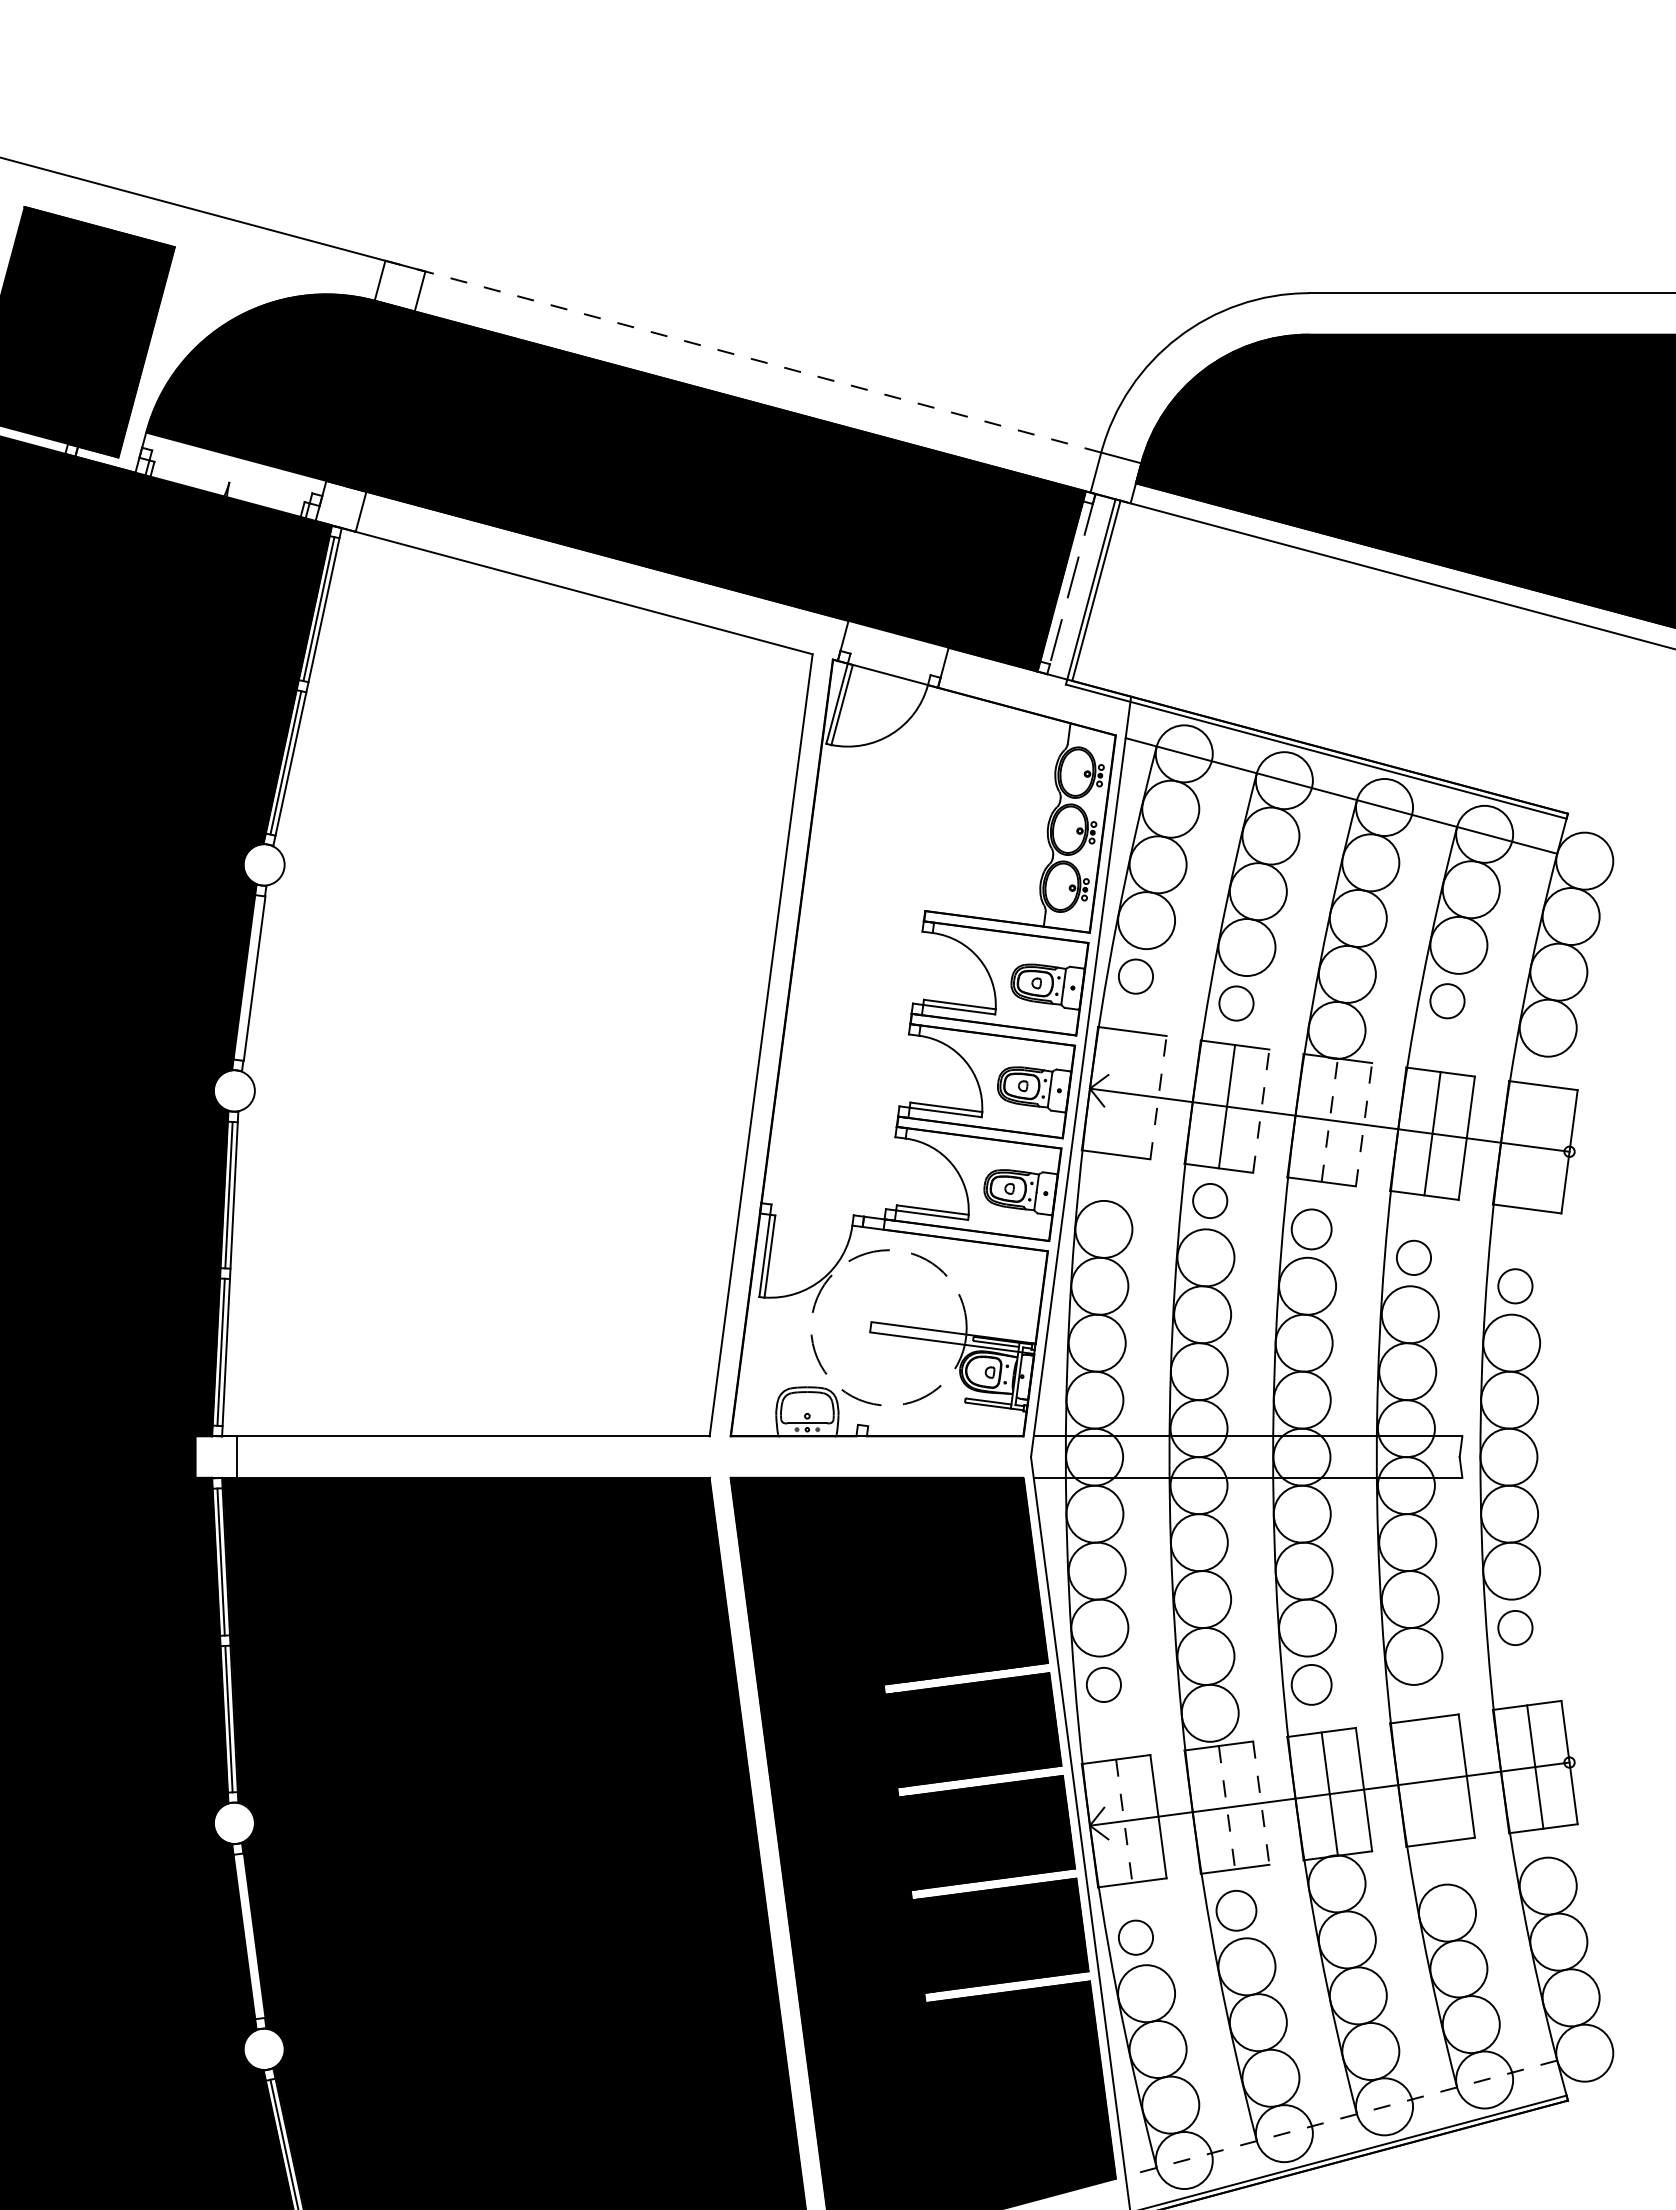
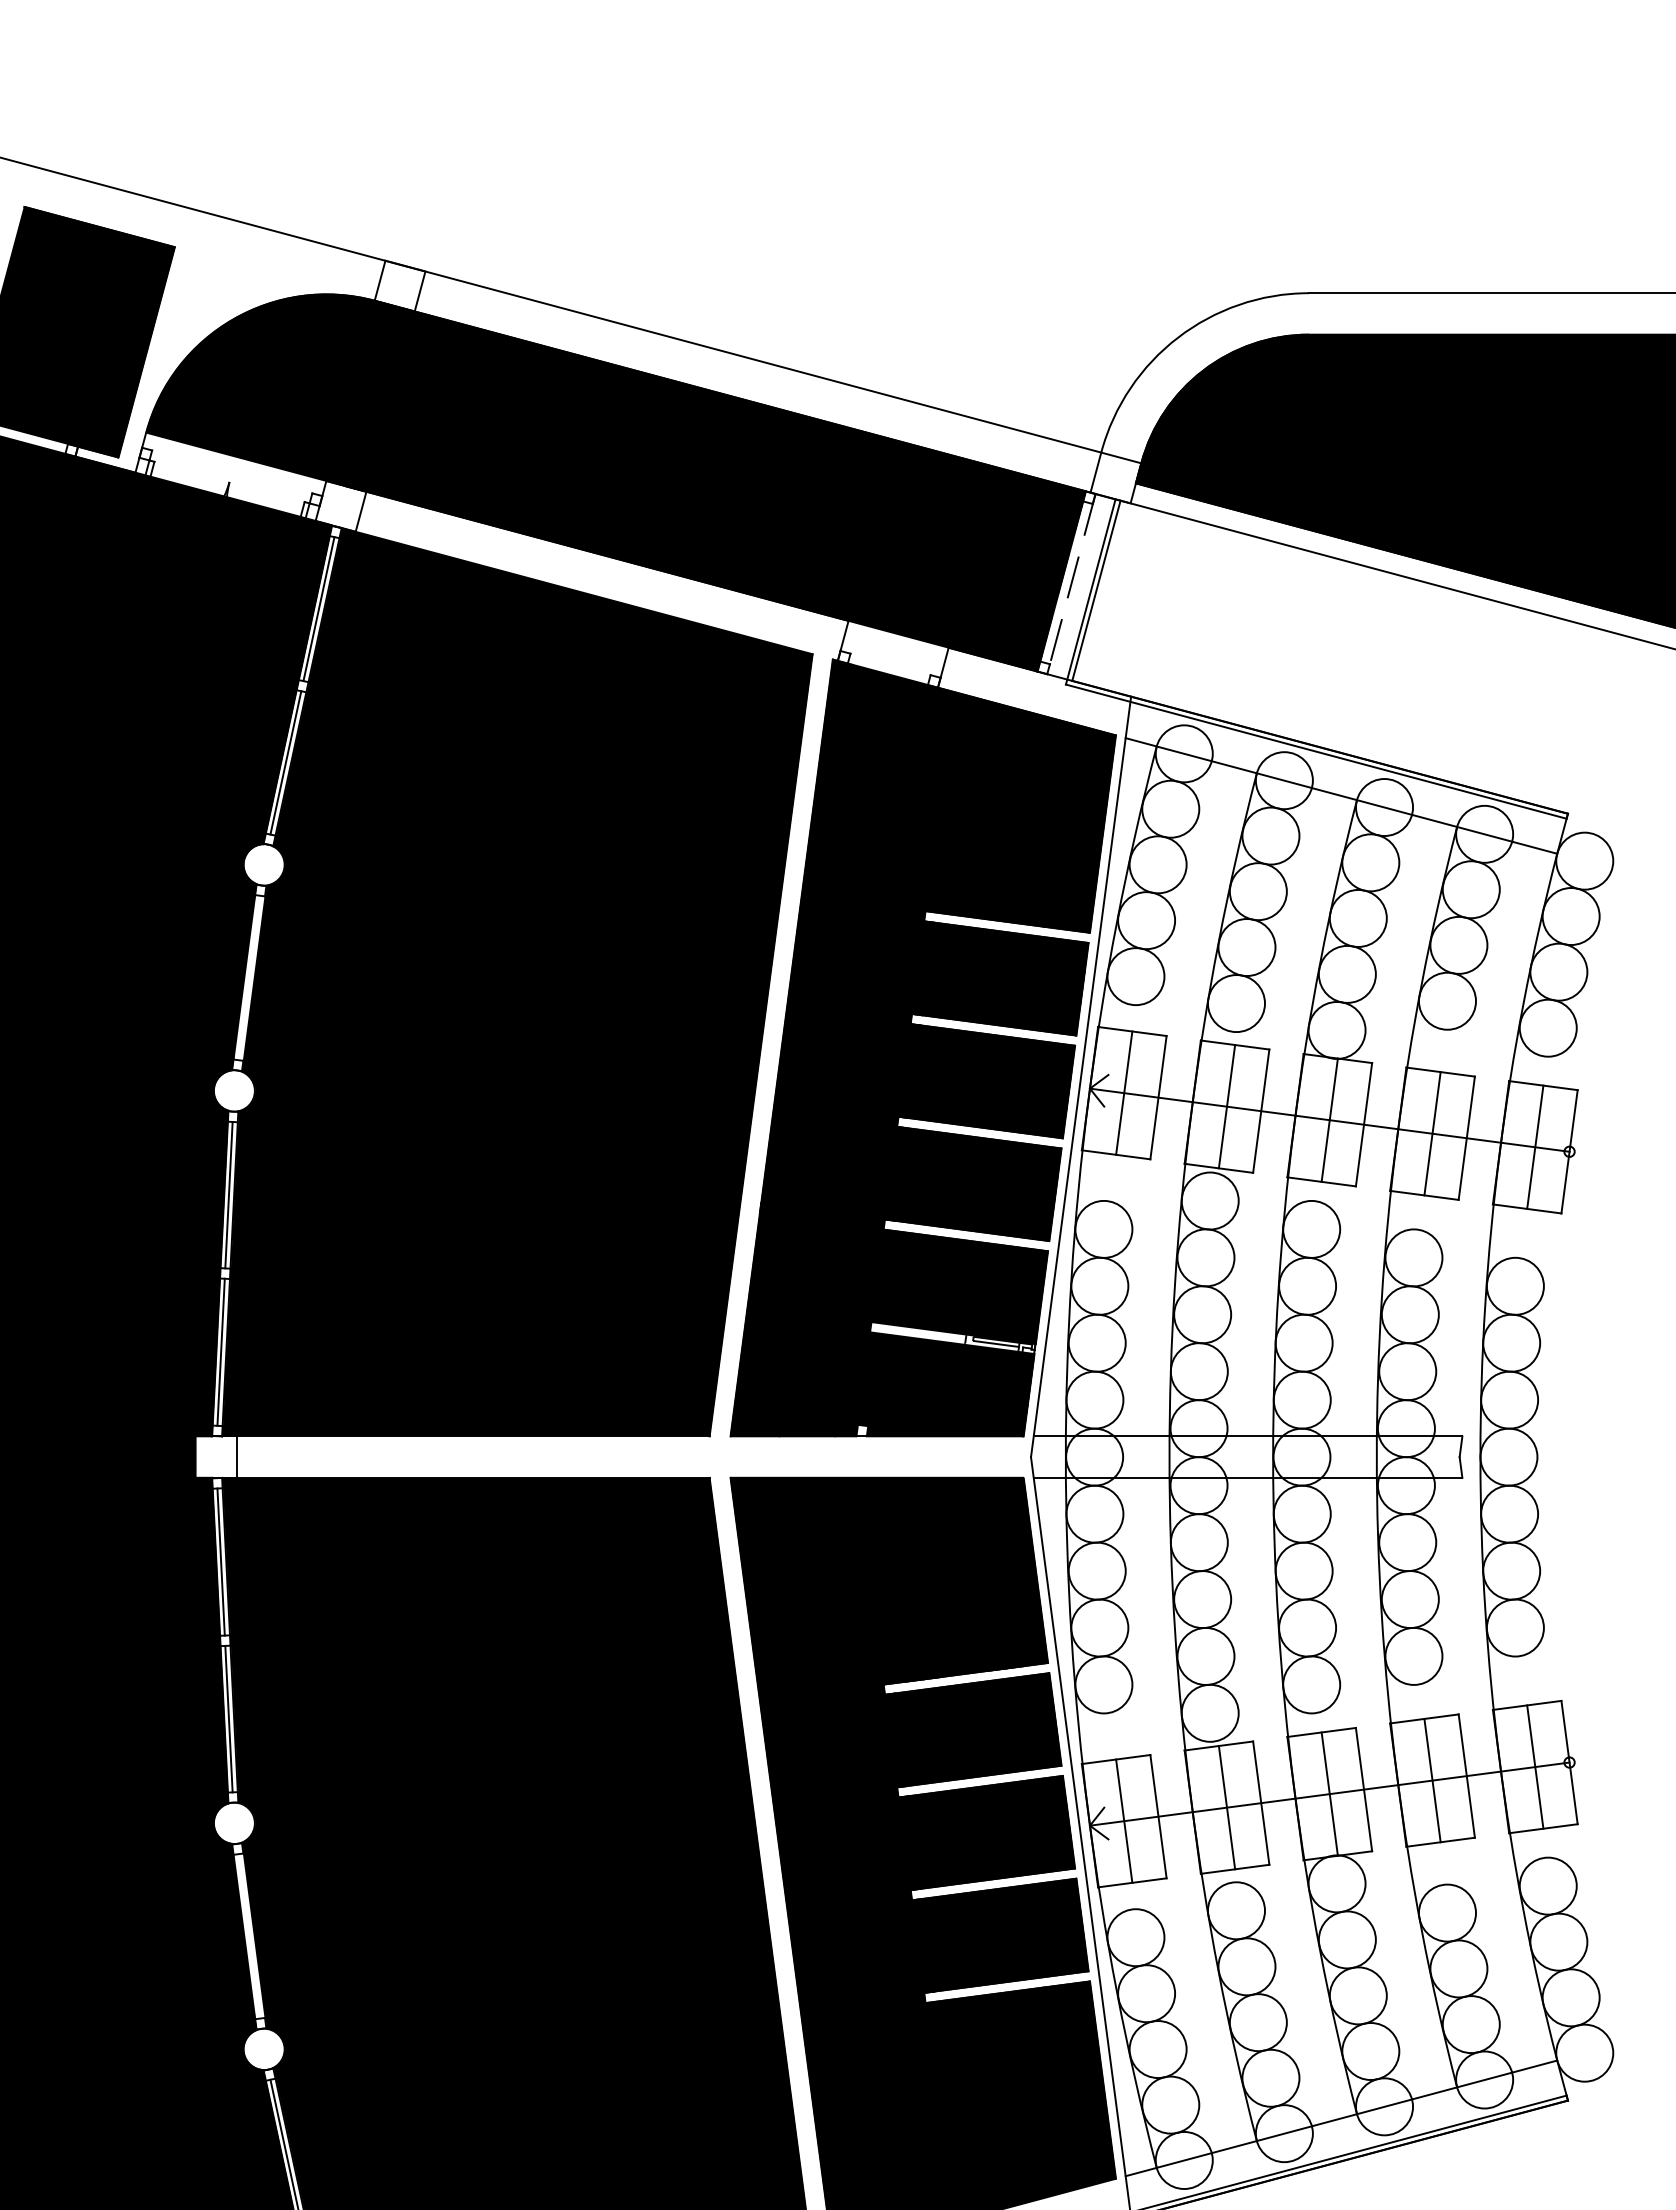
line: dashed -> solid (743, 356)
circle diameter: 34 px -> 57 px (1135, 976)
fill: none -> present (517, 982)
circle diameter: 34 px -> 57 px (1447, 1000)
circle diameter: 34 px -> 57 px (1236, 1003)
fill: none -> present (922, 1047)
line: none -> present (1124, 1092)
line: dashed -> solid (1158, 1097)
line: dashed -> solid (1261, 1110)
line: dashed -> solid (1329, 1119)
line: dashed -> solid (1364, 1124)
line: none -> present (1535, 1146)
circle diameter: 34 px -> 57 px (1209, 1200)
circle diameter: 40 px -> 57 px (1311, 1228)
circle diameter: 34 px -> 57 px (1413, 1257)
circle diameter: 34 px -> 57 px (1514, 1285)
circle diameter: 34 px -> 57 px (1514, 1627)
circle diameter: 34 px -> 57 px (1103, 1684)
circle diameter: 40 px -> 57 px (1311, 1684)
line: none -> present (1432, 1780)
line: dashed -> solid (1261, 1803)
line: dashed -> solid (1227, 1808)
line: dashed -> solid (1124, 1821)
circle diameter: 40 px -> 57 px (1236, 1910)
circle diameter: 34 px -> 57 px (1135, 1937)
line: dashed -> solid (1340, 2118)
